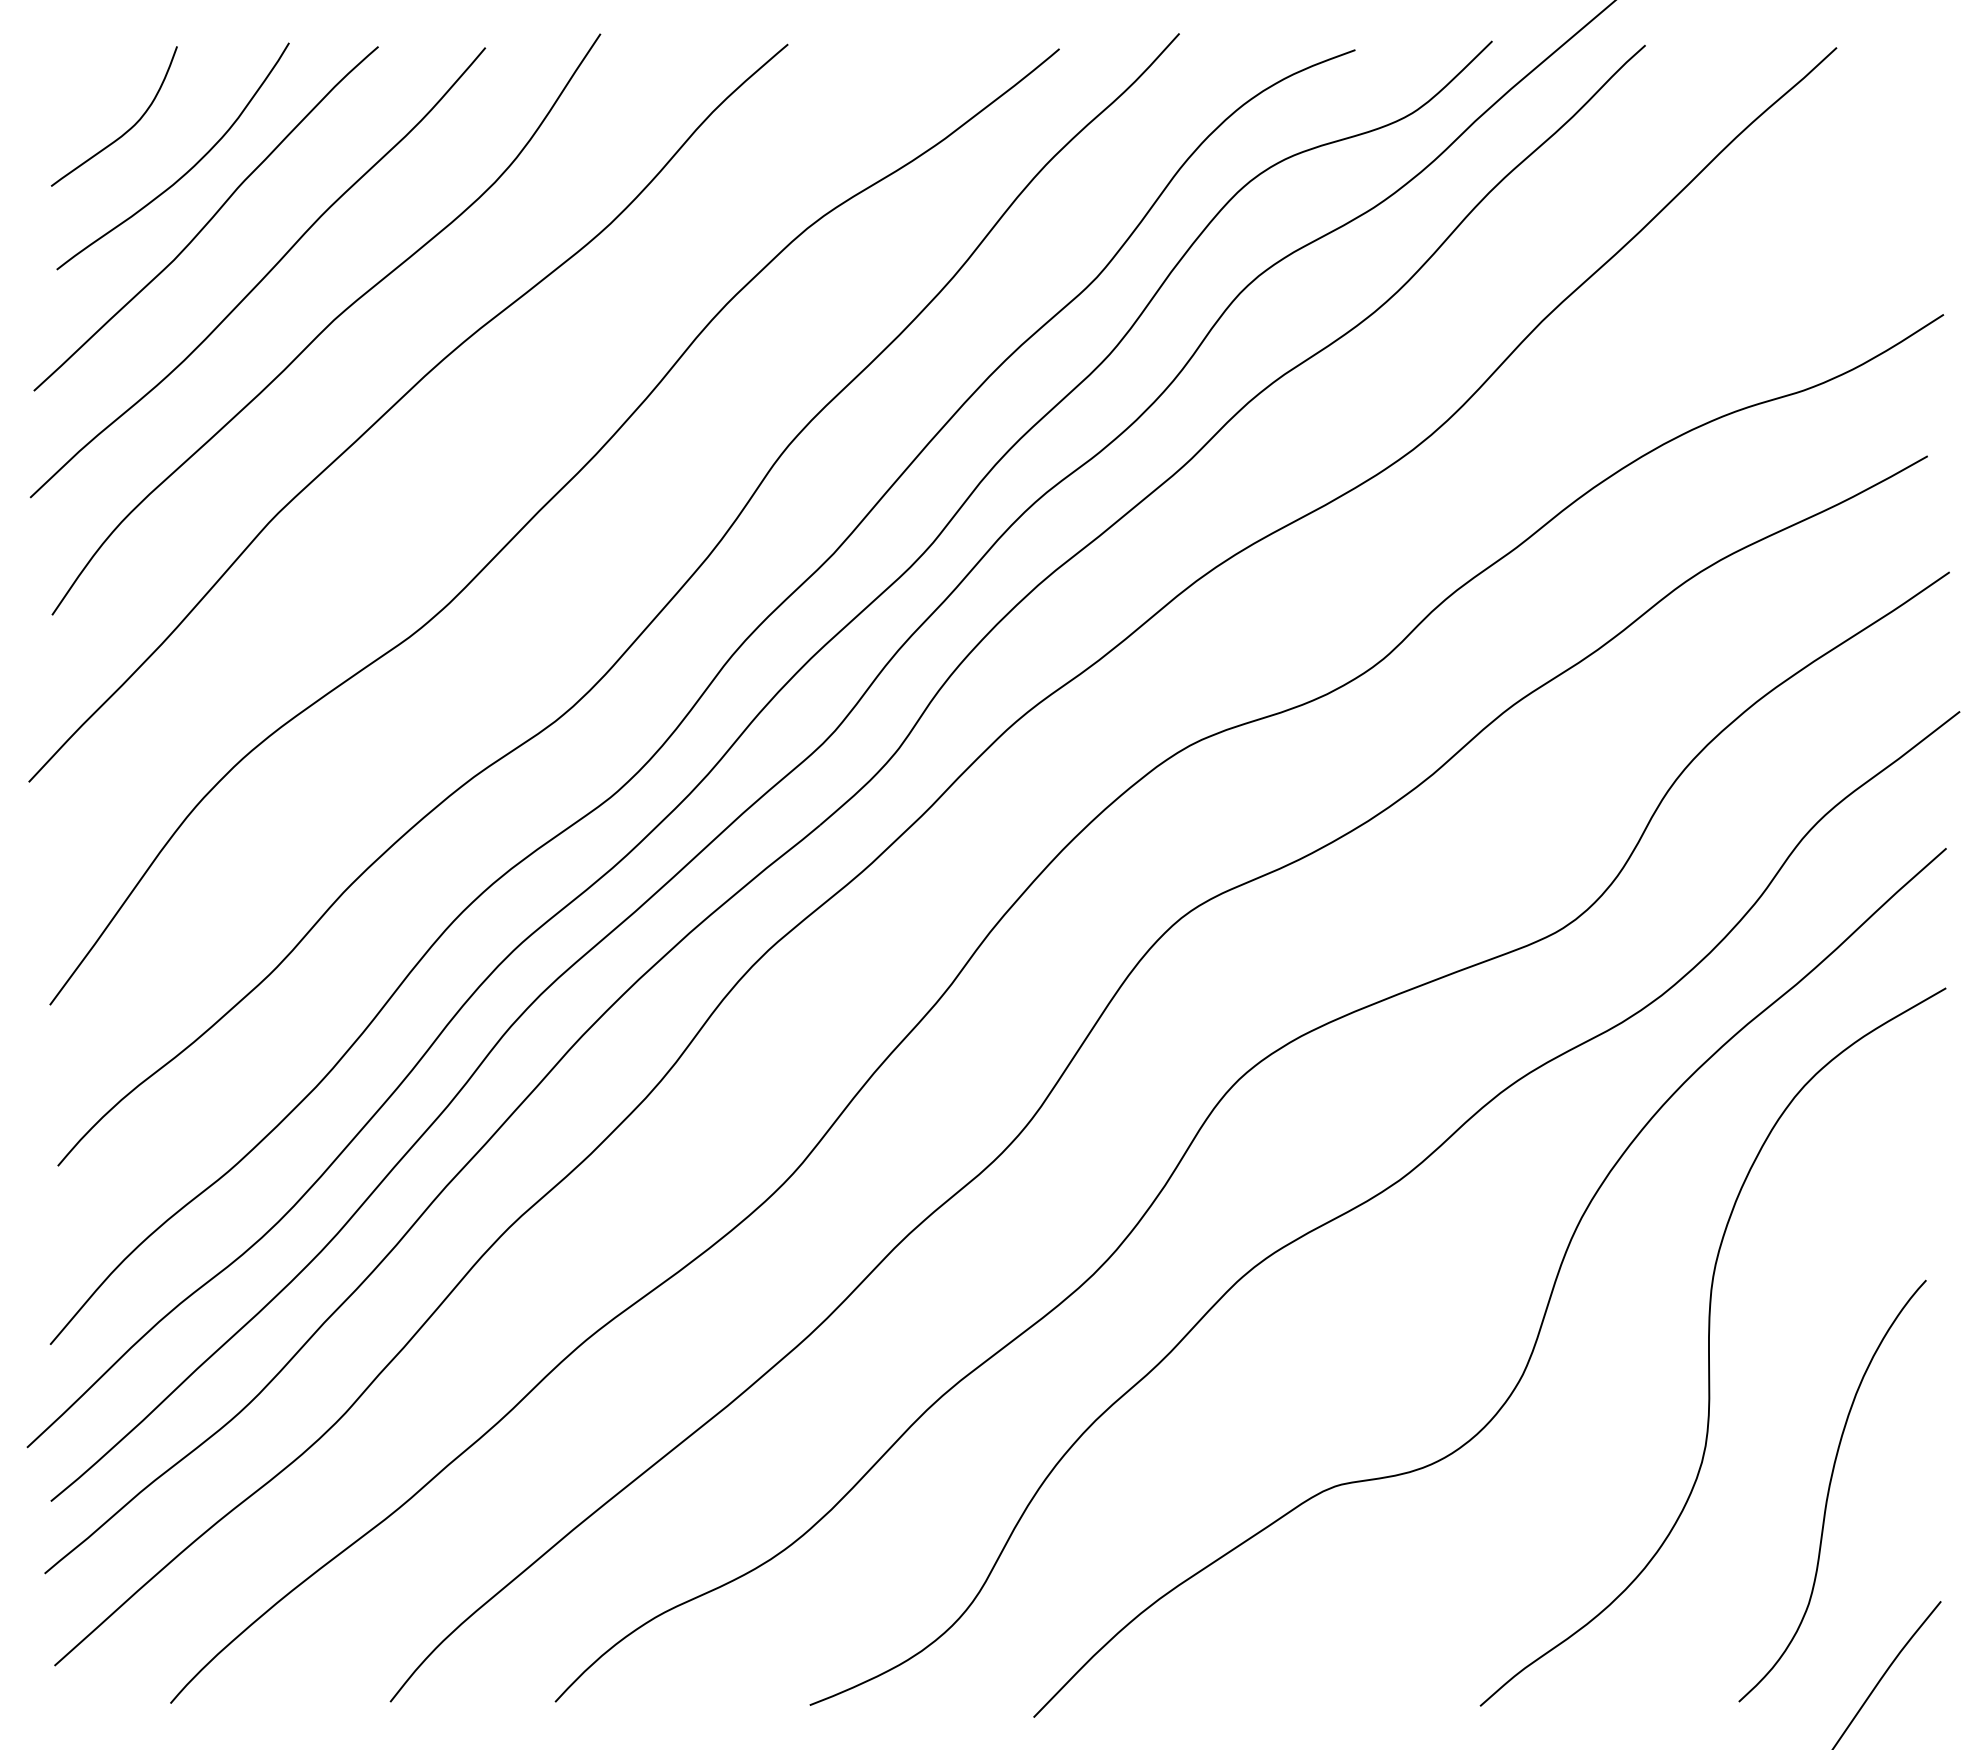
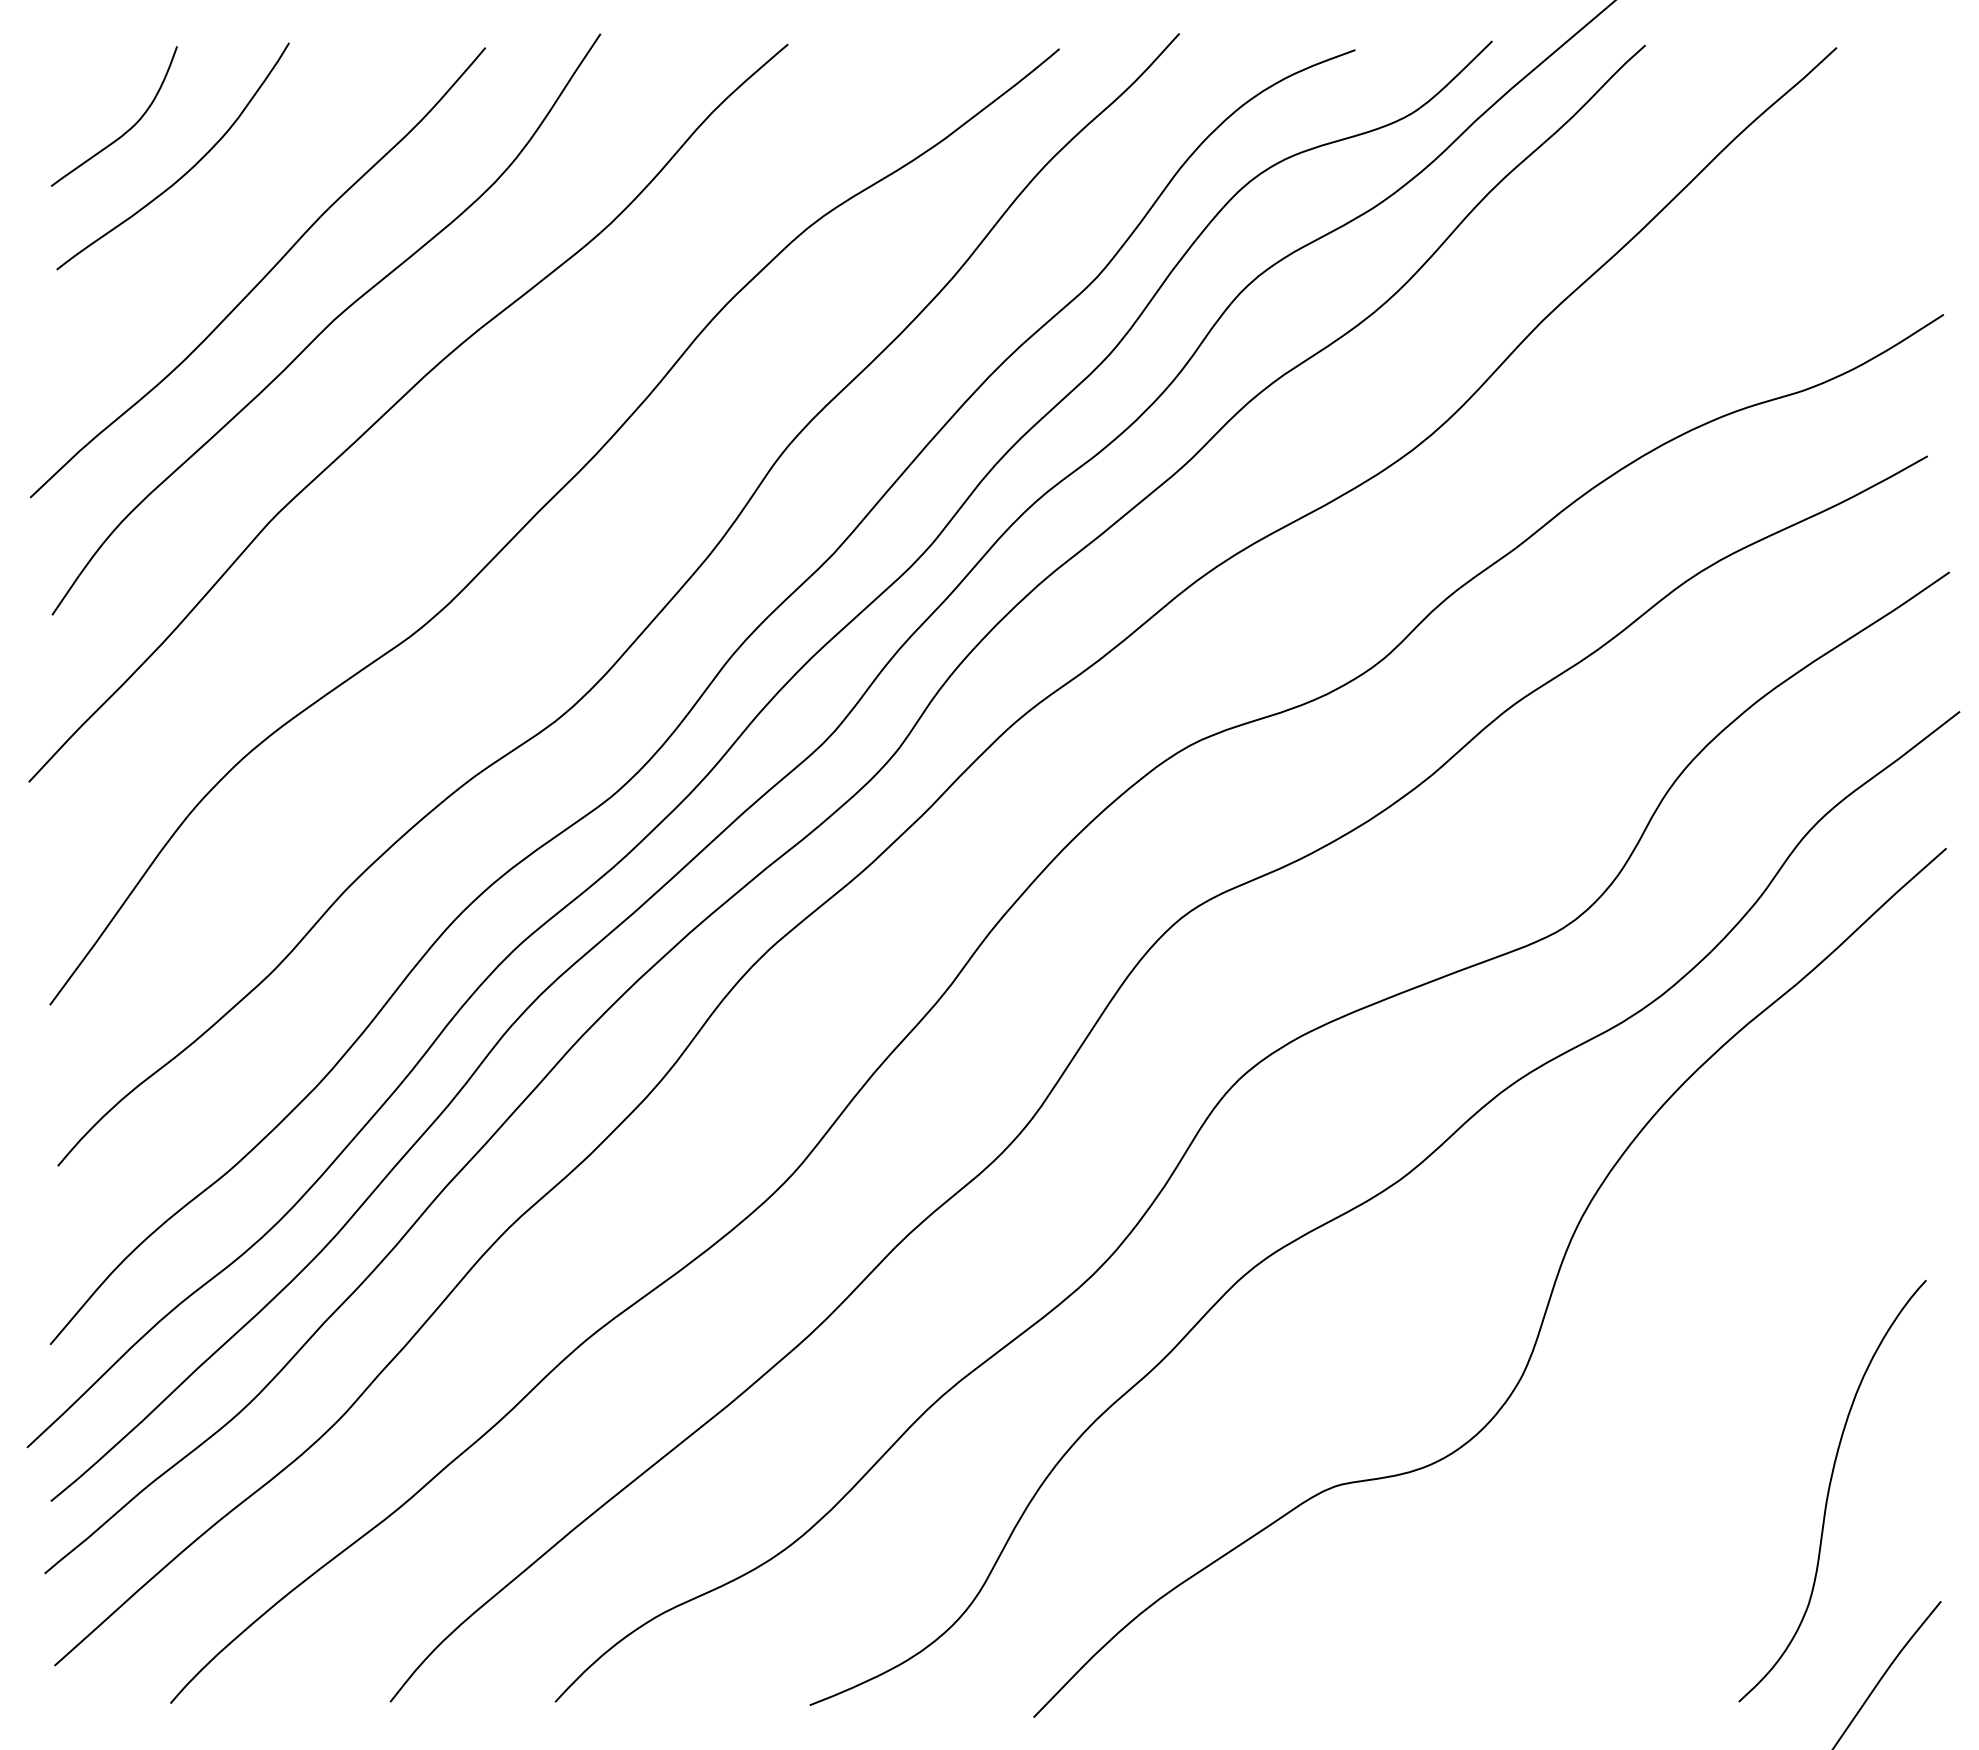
curve: present -> none (208, 220)
curve: present -> none (1709, 1346)
